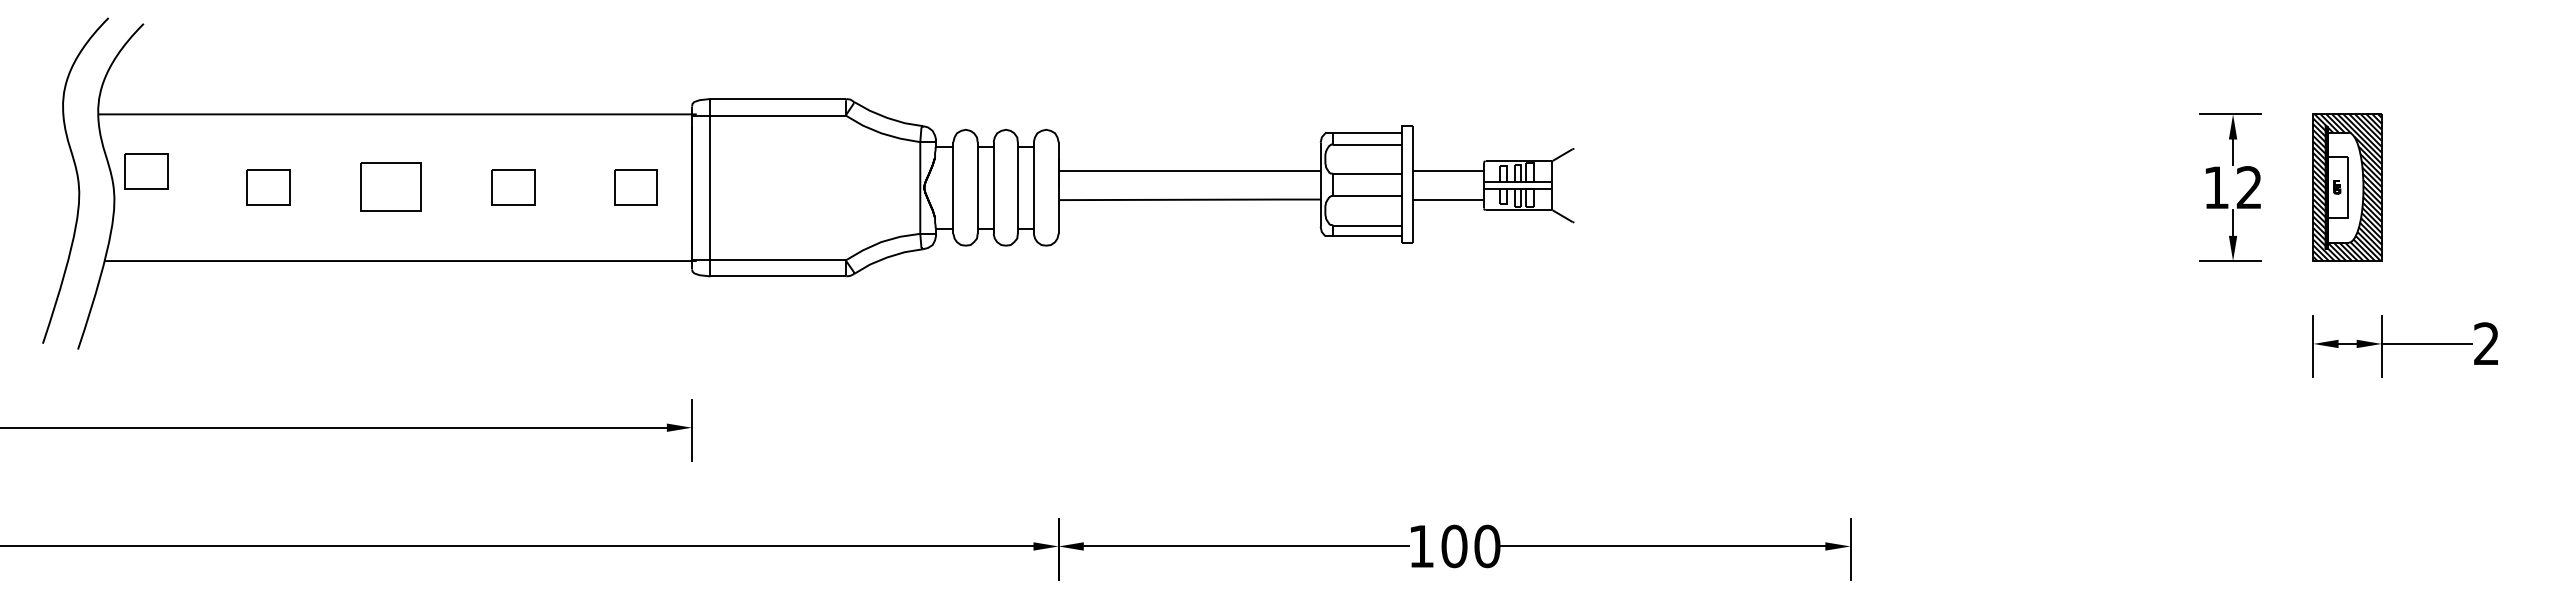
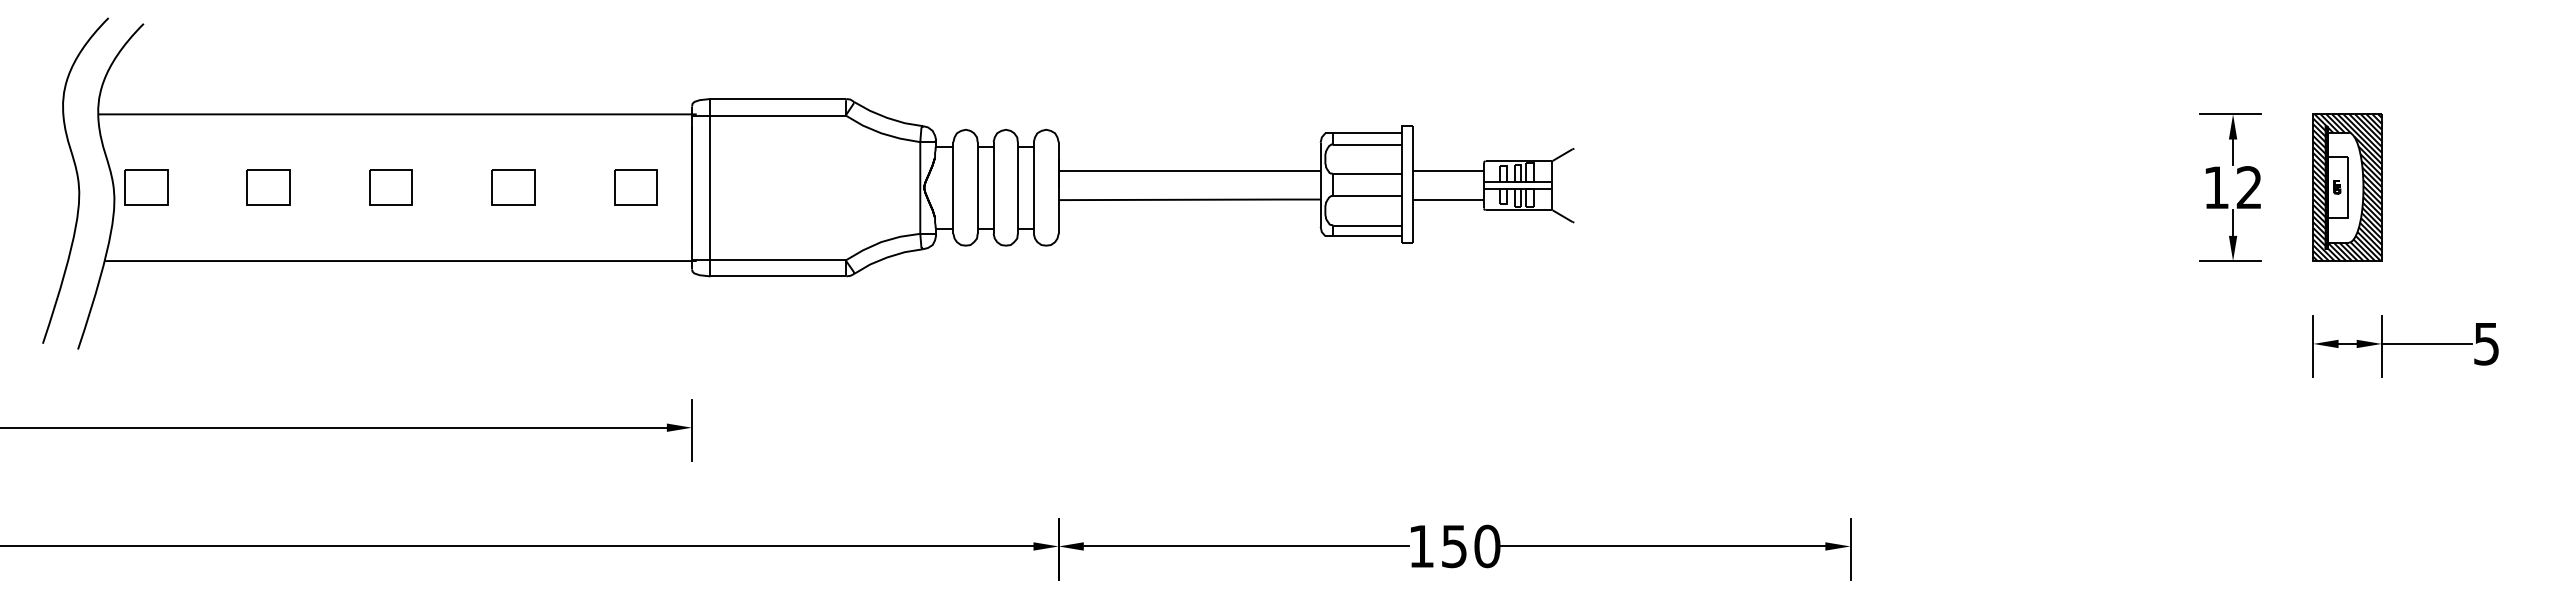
part position: (146, 171) -> (146, 187) (146, 187)
part size: 62x50 px -> 44x37 px (390, 187)
text: 2 -> 5 (2486, 343)
text: 100 -> 150 (1454, 546)
